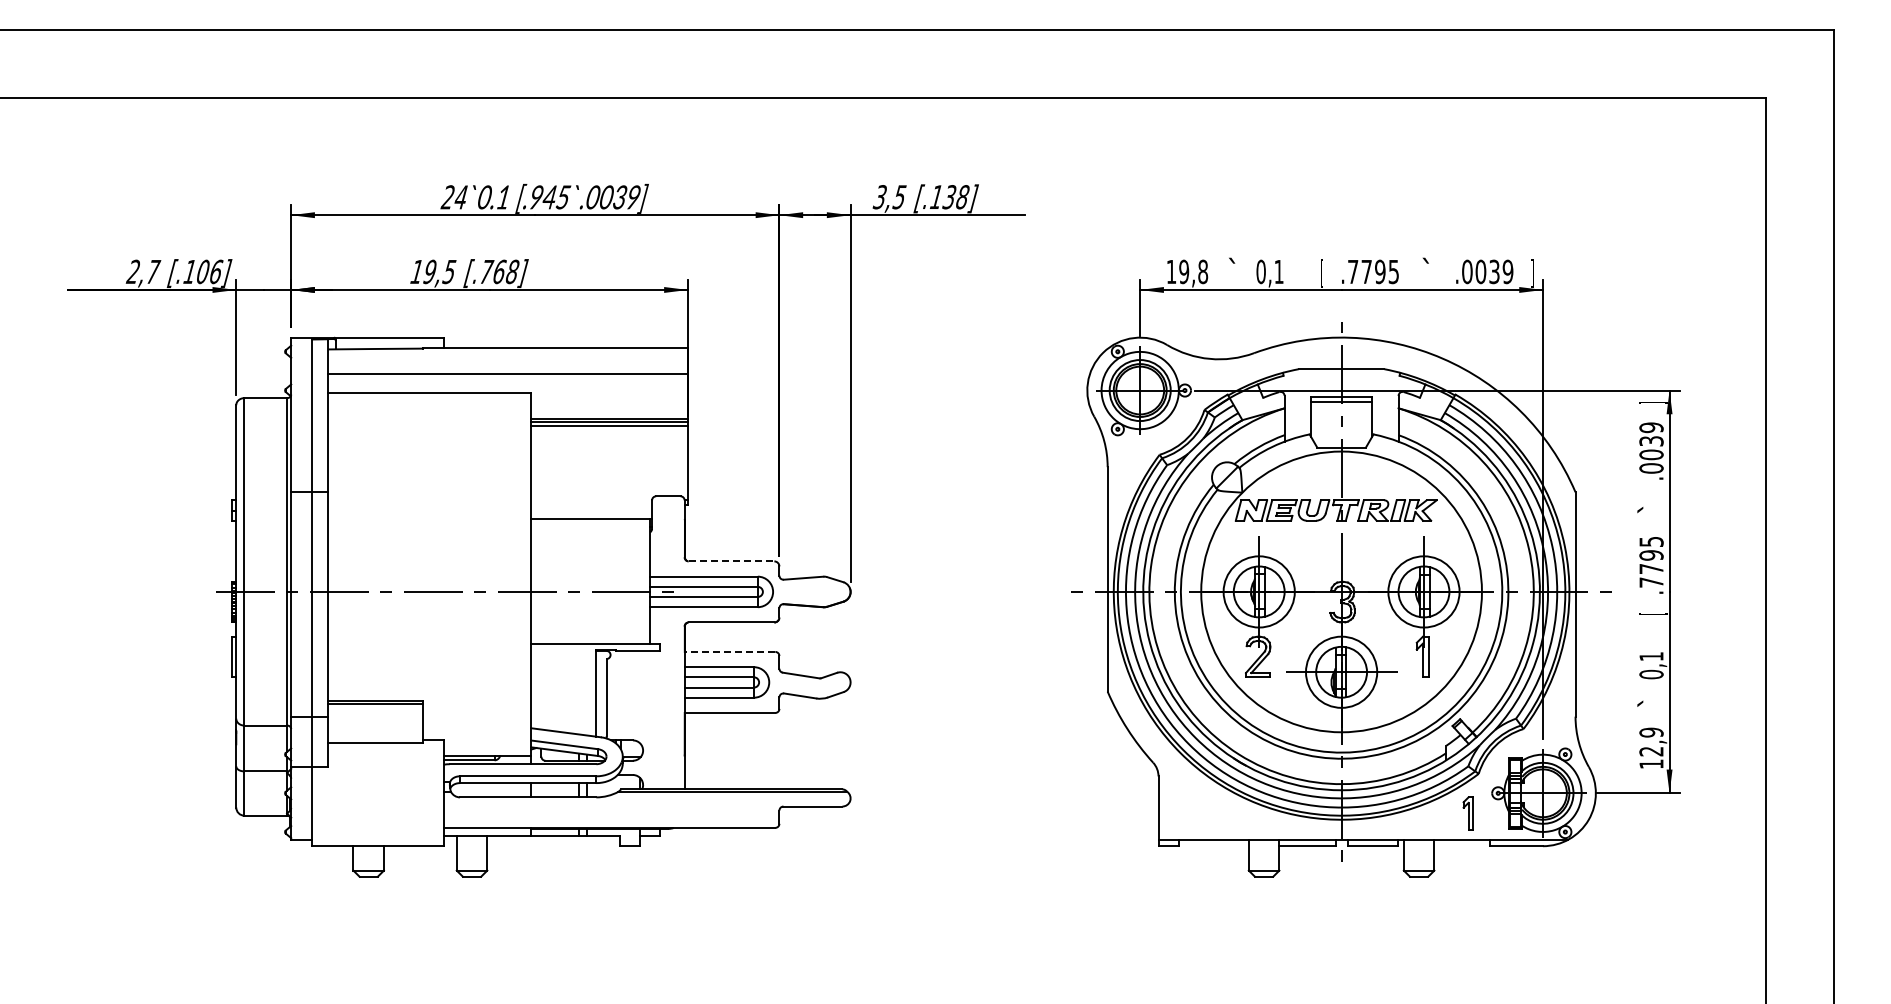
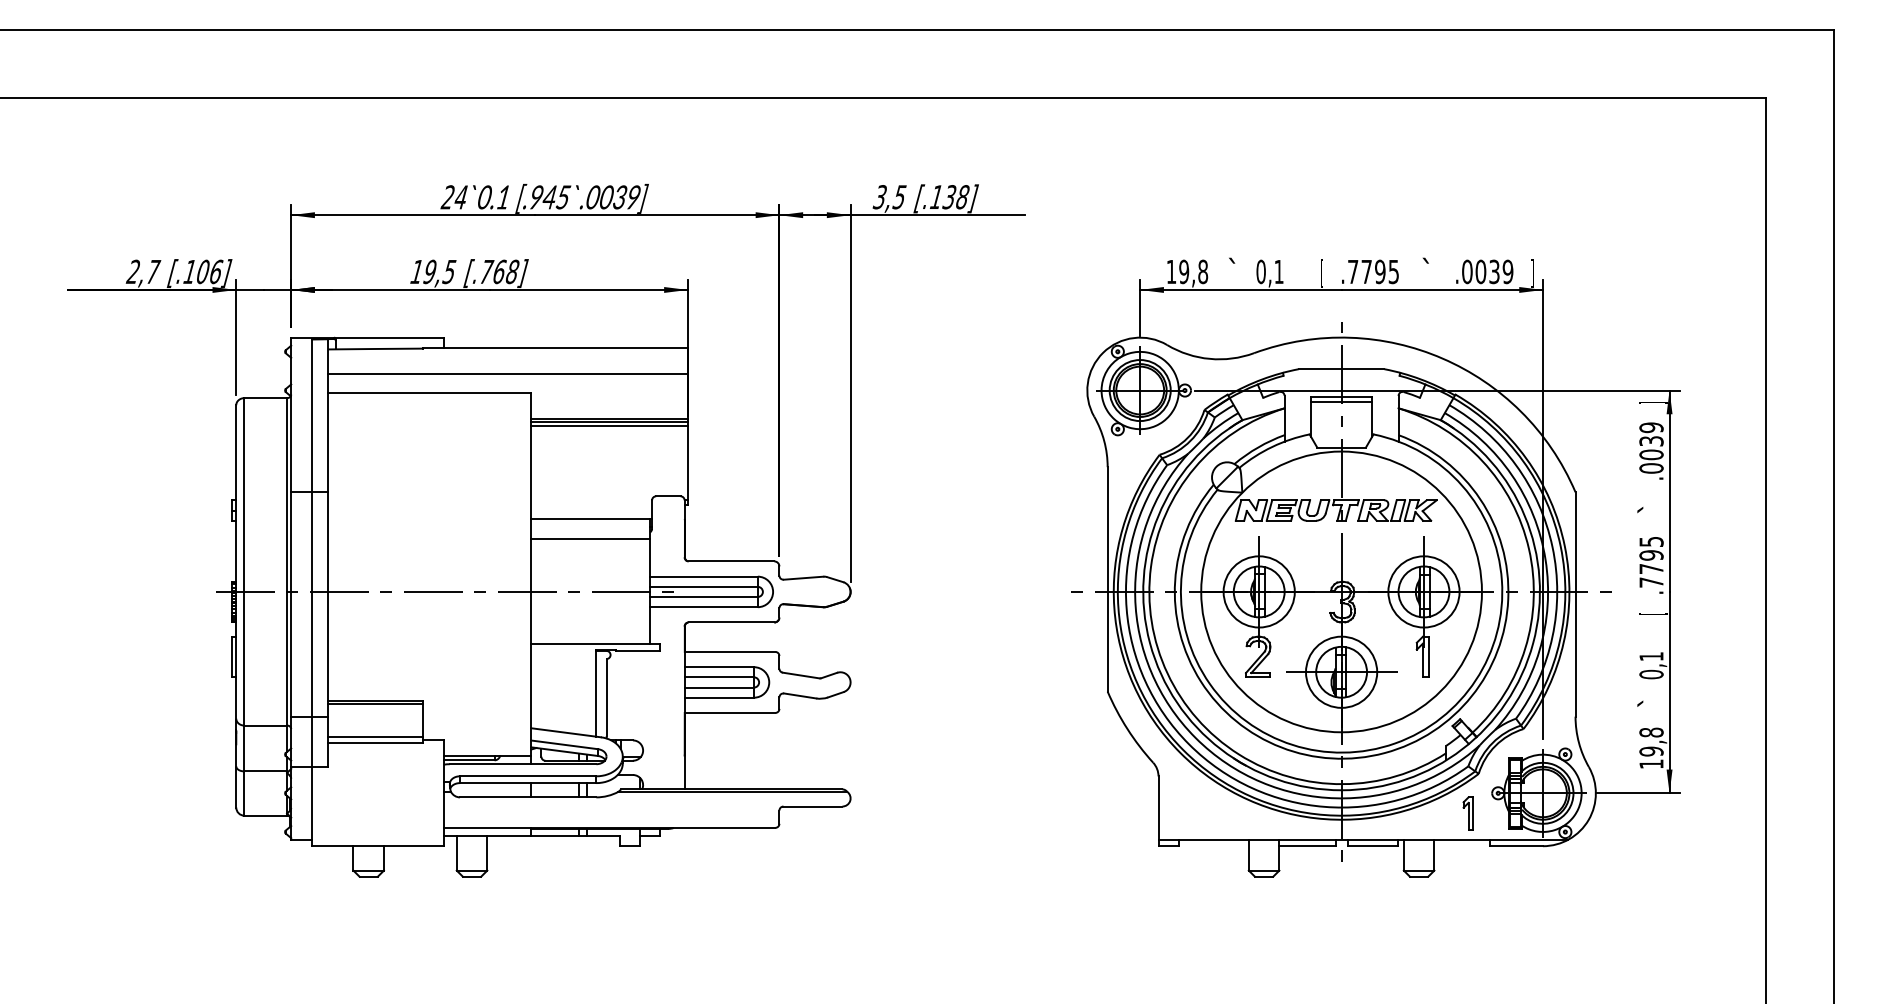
line: none -> present (590, 538)
line: dashed -> solid (731, 561)
line: dashed -> solid (729, 651)
line: none -> present (375, 736)
text: 12,9 -> 19,8 (1651, 741)
